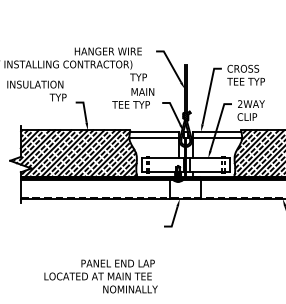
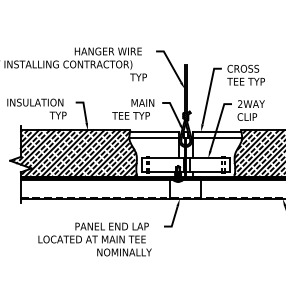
text position: (36, 90) -> (36, 108) (36, 108)
text position: (133, 98) -> (133, 109) (133, 109)
text position: (100, 276) -> (94, 239) (94, 239)
